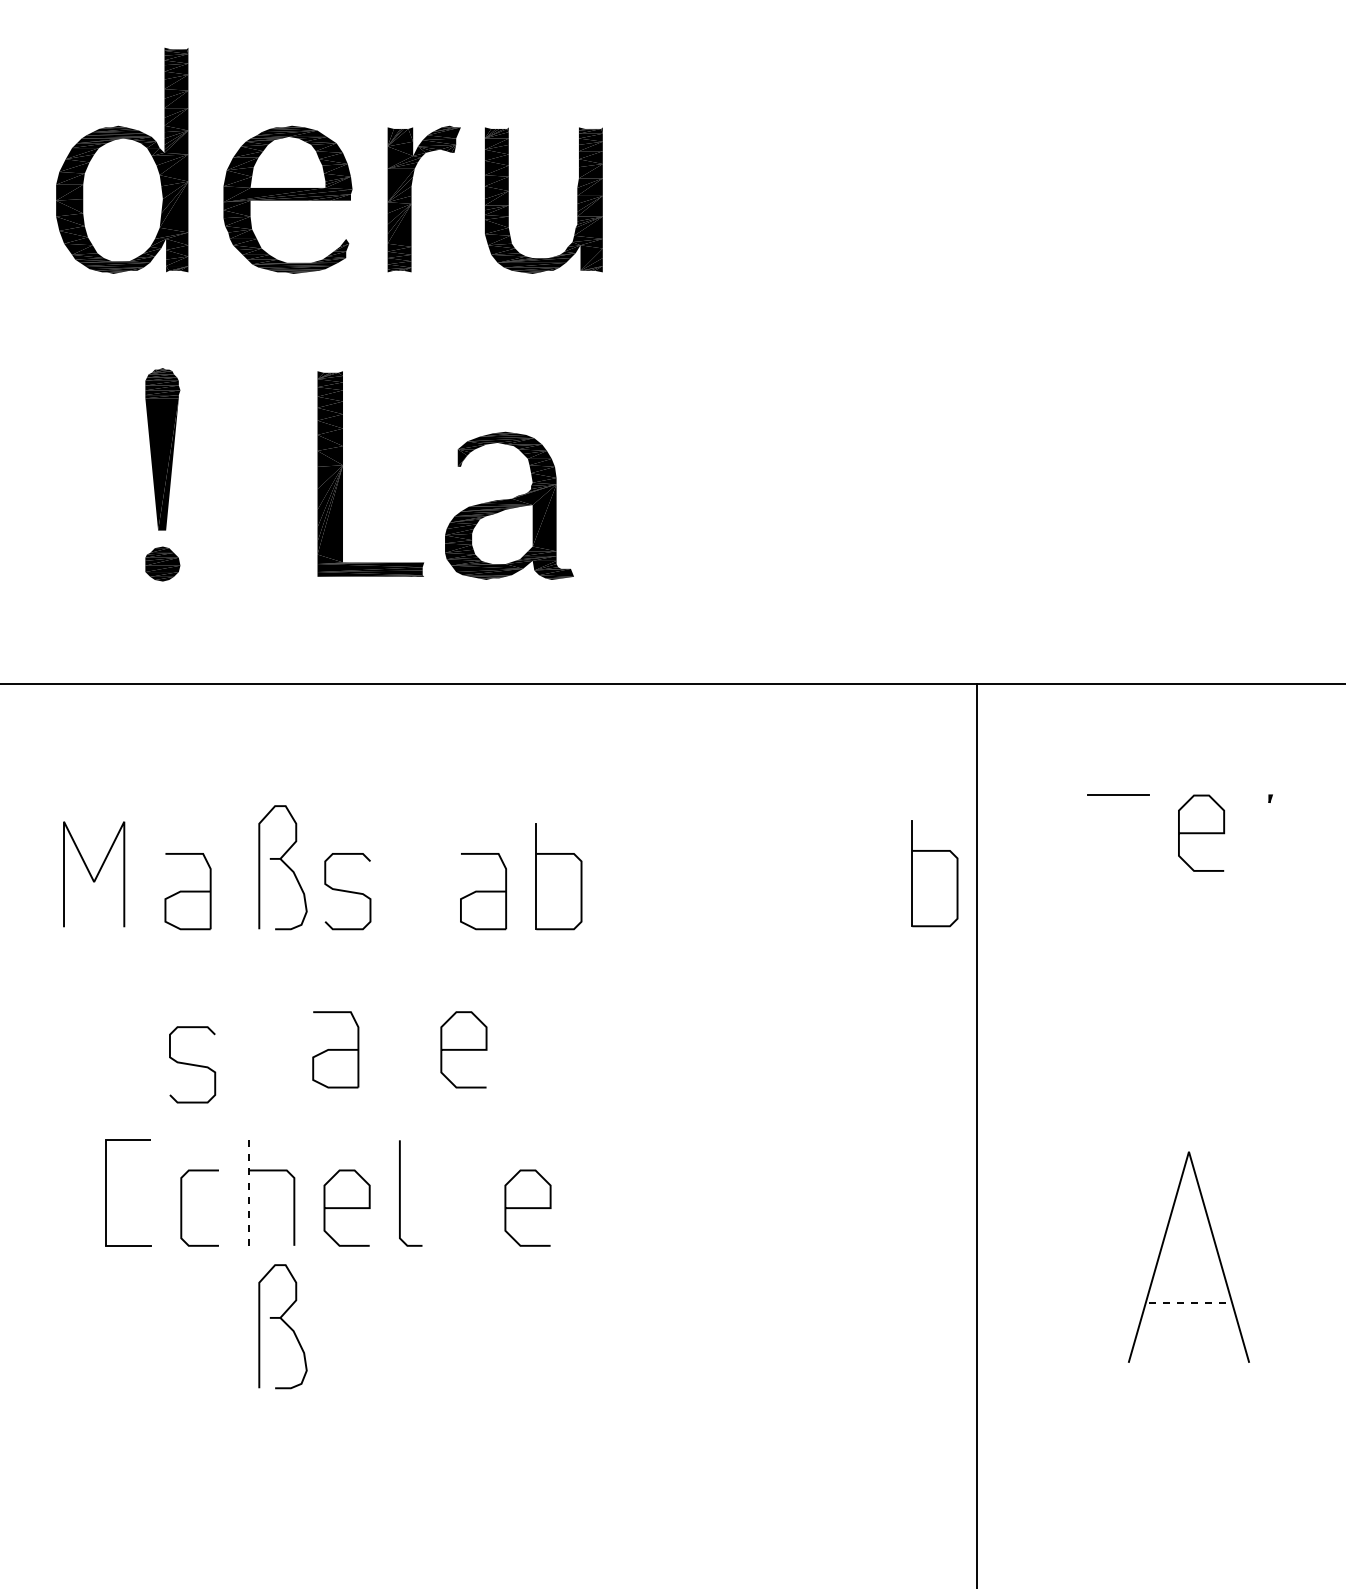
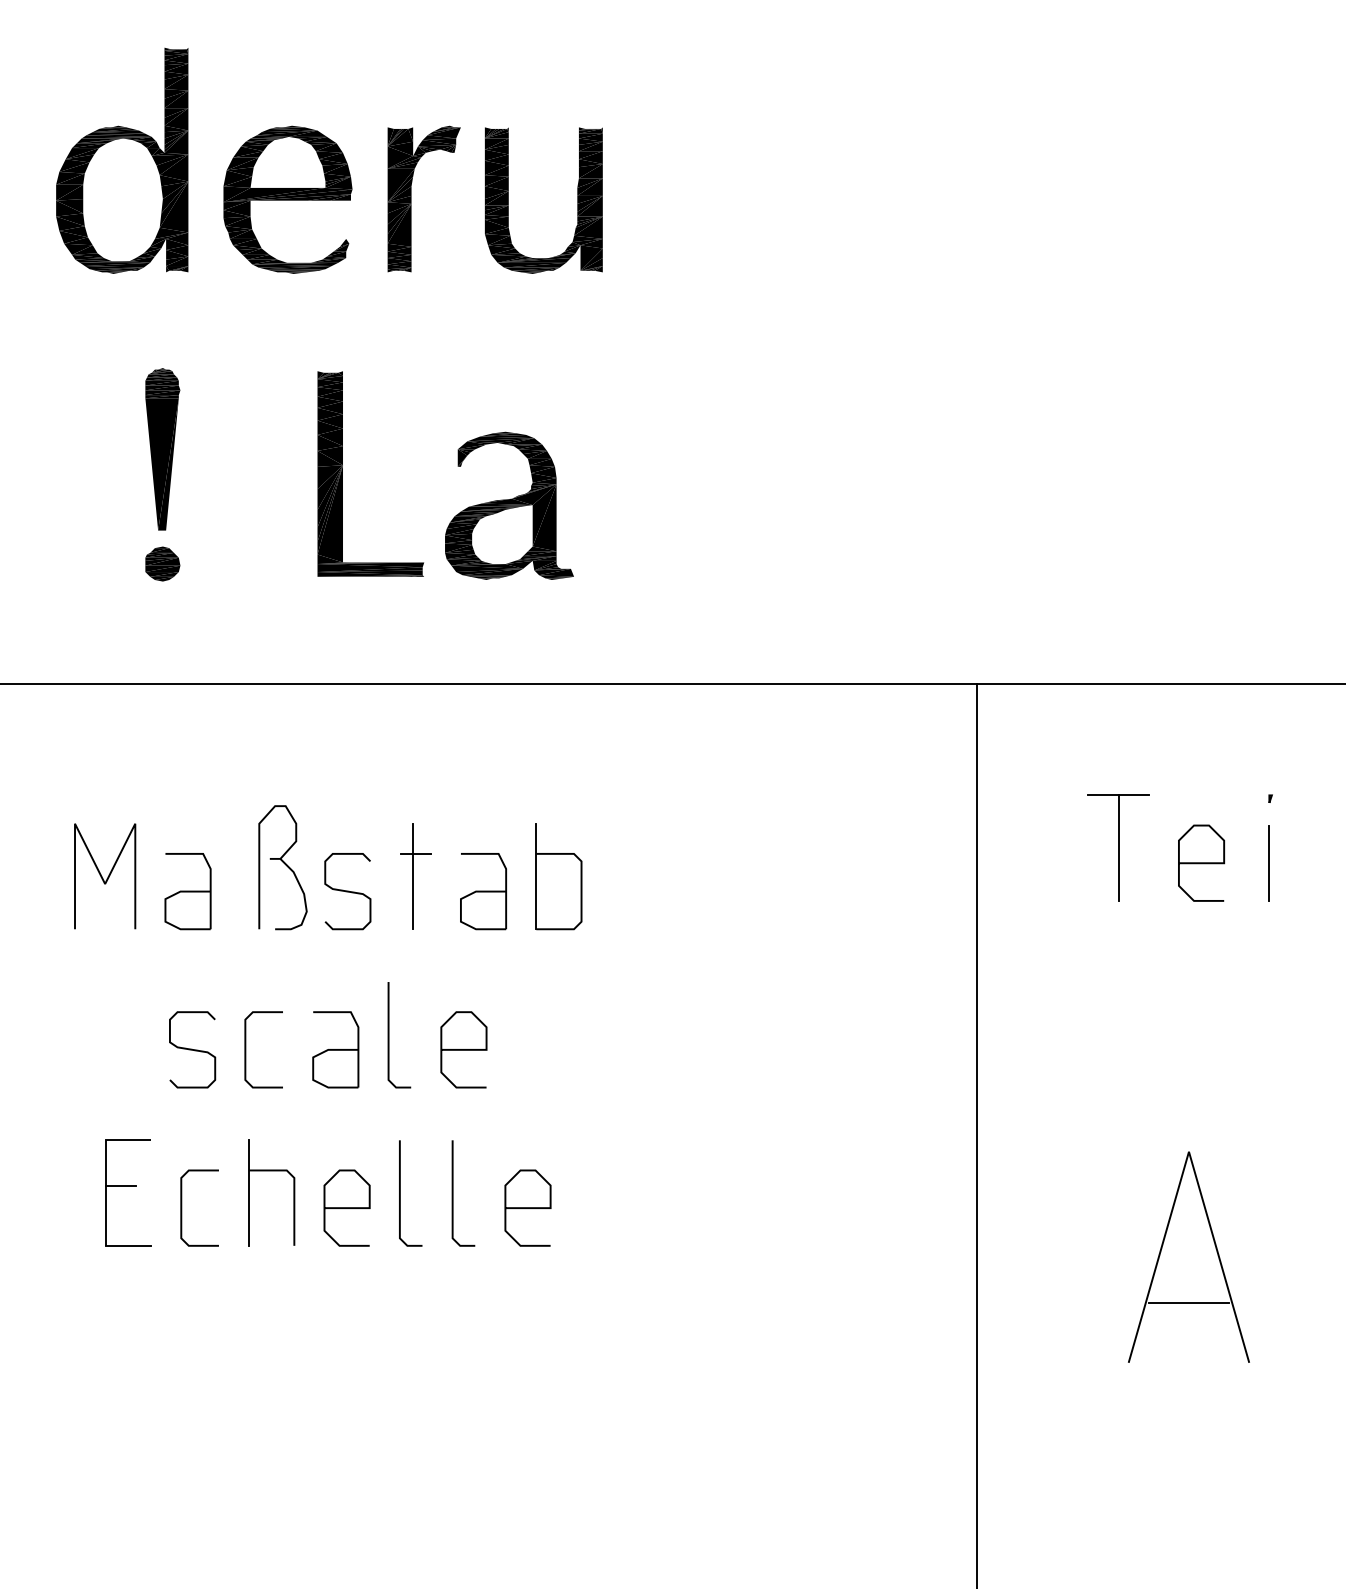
curve position: (1201, 832) -> (1201, 862) (1201, 862)
line: none -> present (1118, 847)
line: none -> present (1269, 862)
part: present -> none (934, 873)
line position: (96, 874) -> (107, 876) (107, 876)
part: none -> present (415, 876)
line: none -> present (389, 1035)
curve: none -> present (246, 1049)
curve position: (192, 1064) -> (192, 1049) (192, 1049)
line: none -> present (120, 1185)
line: dashed -> solid (249, 1193)
line: none -> present (453, 1193)
line: dashed -> solid (1189, 1302)
part: present -> none (282, 1326)
